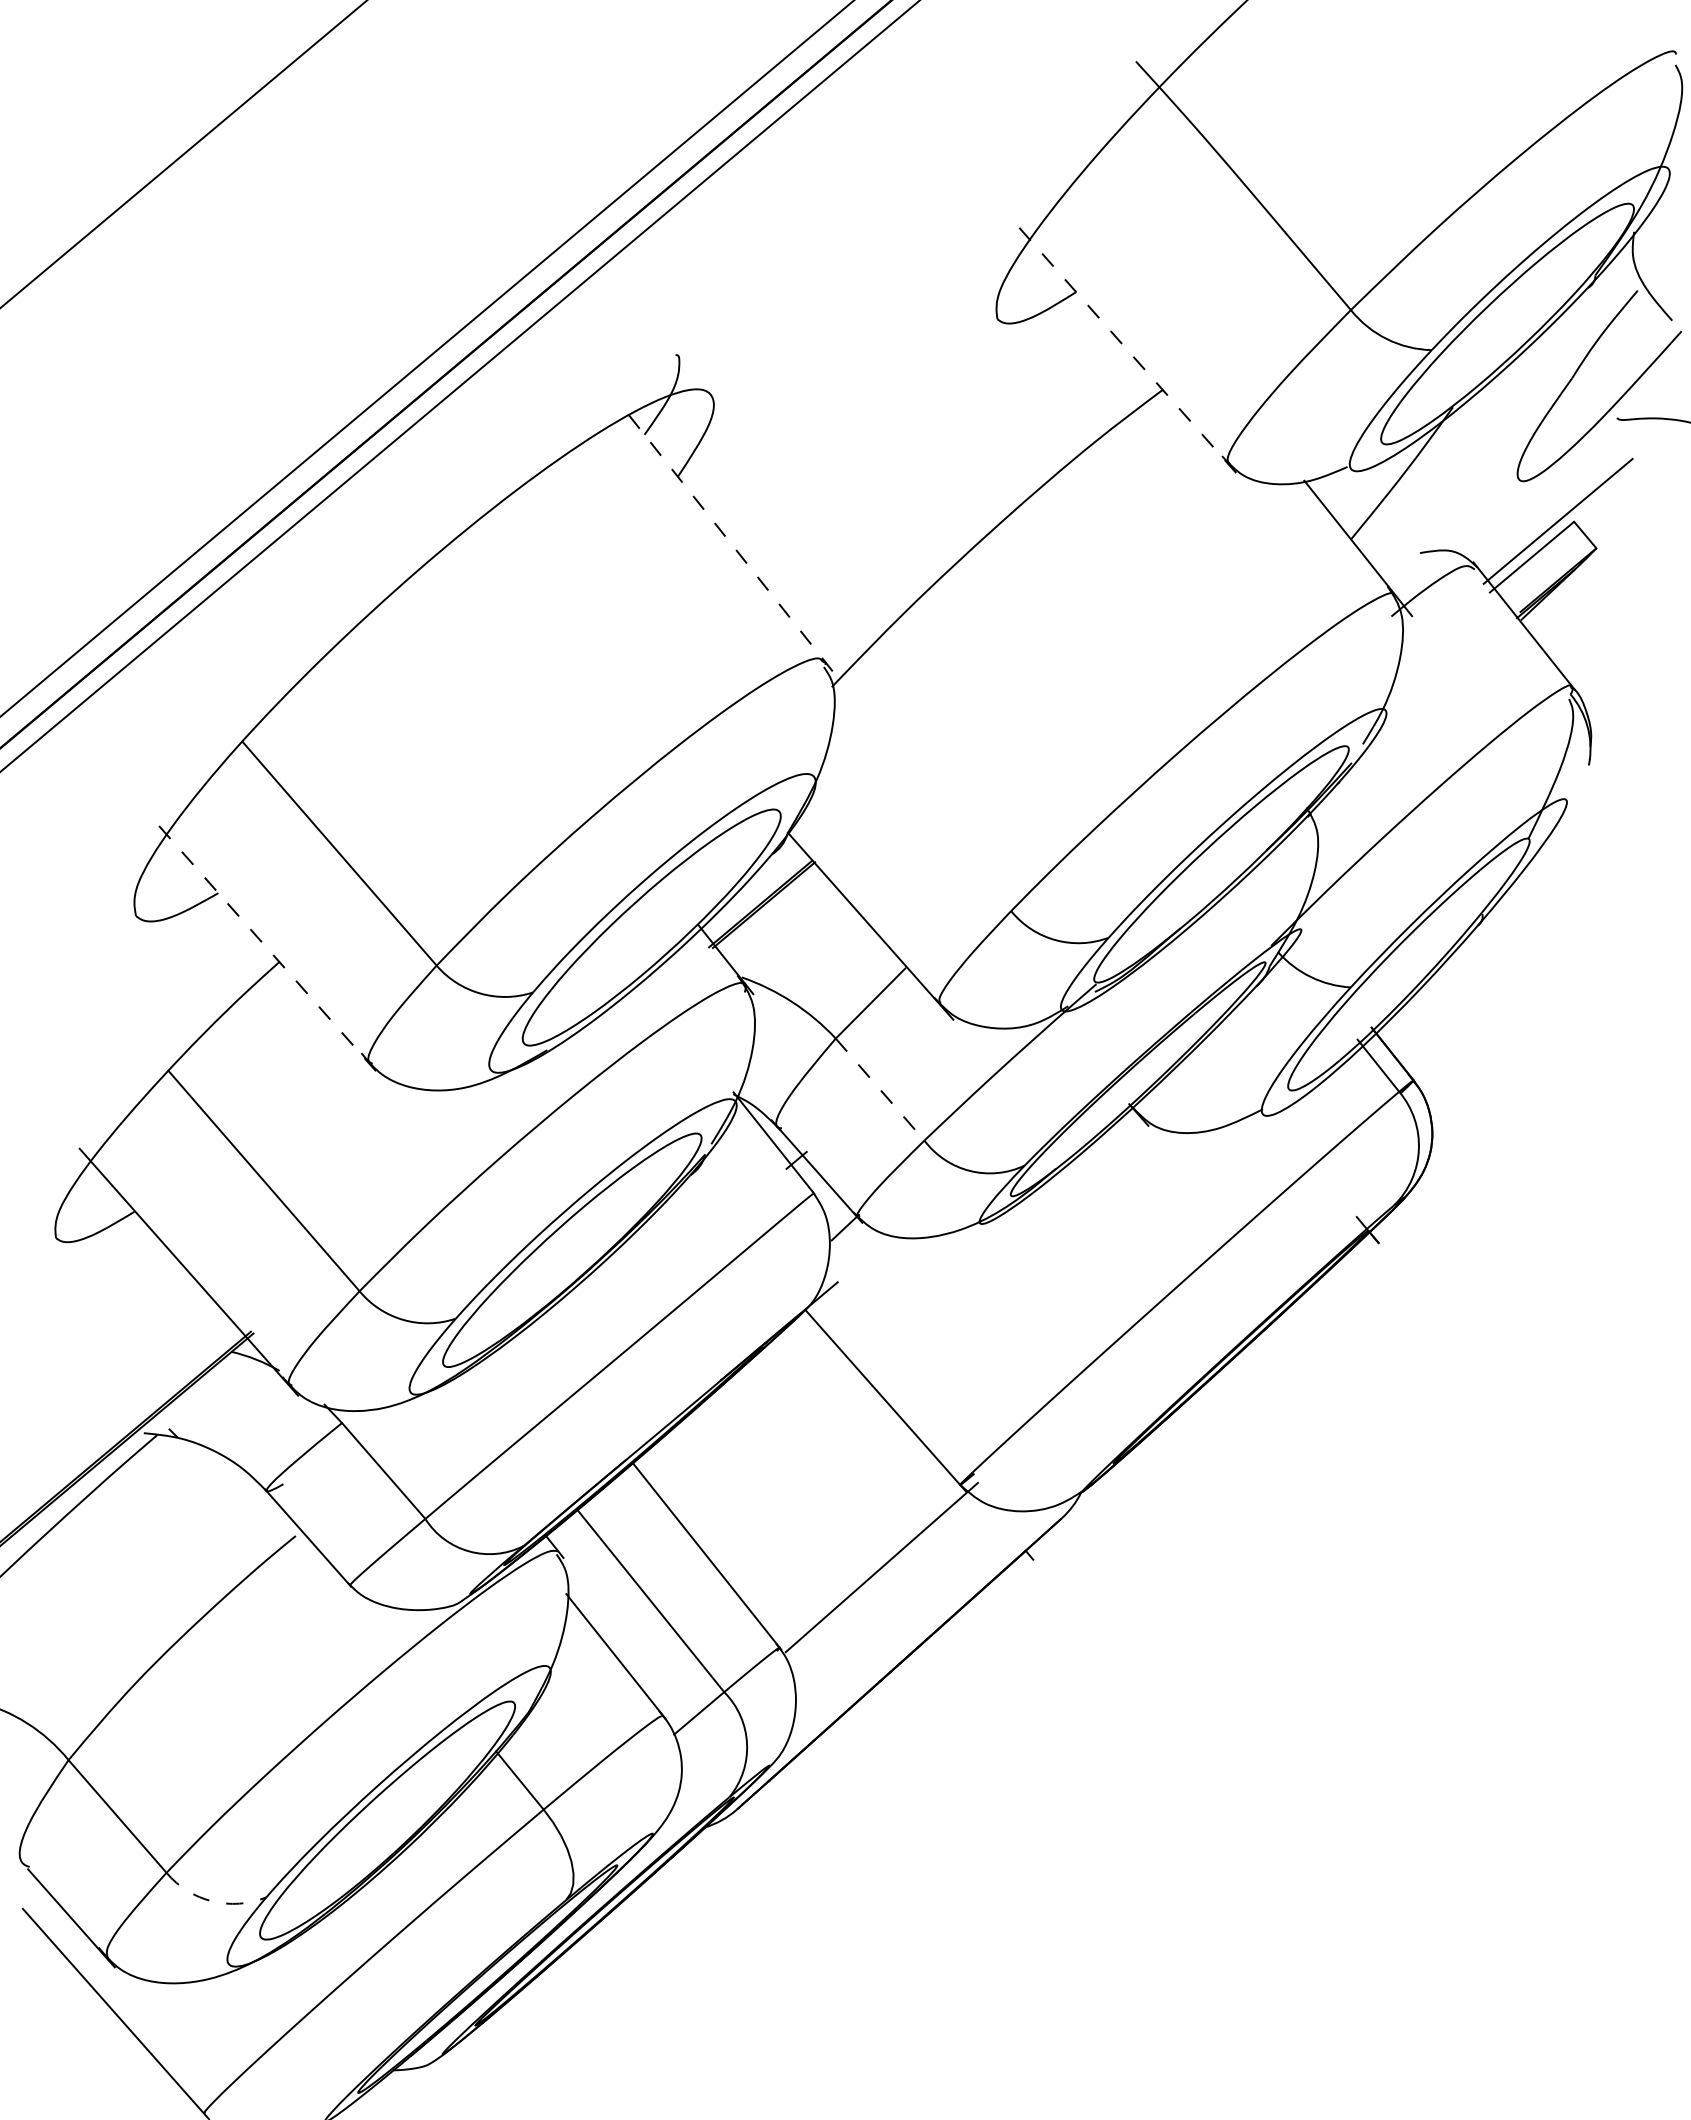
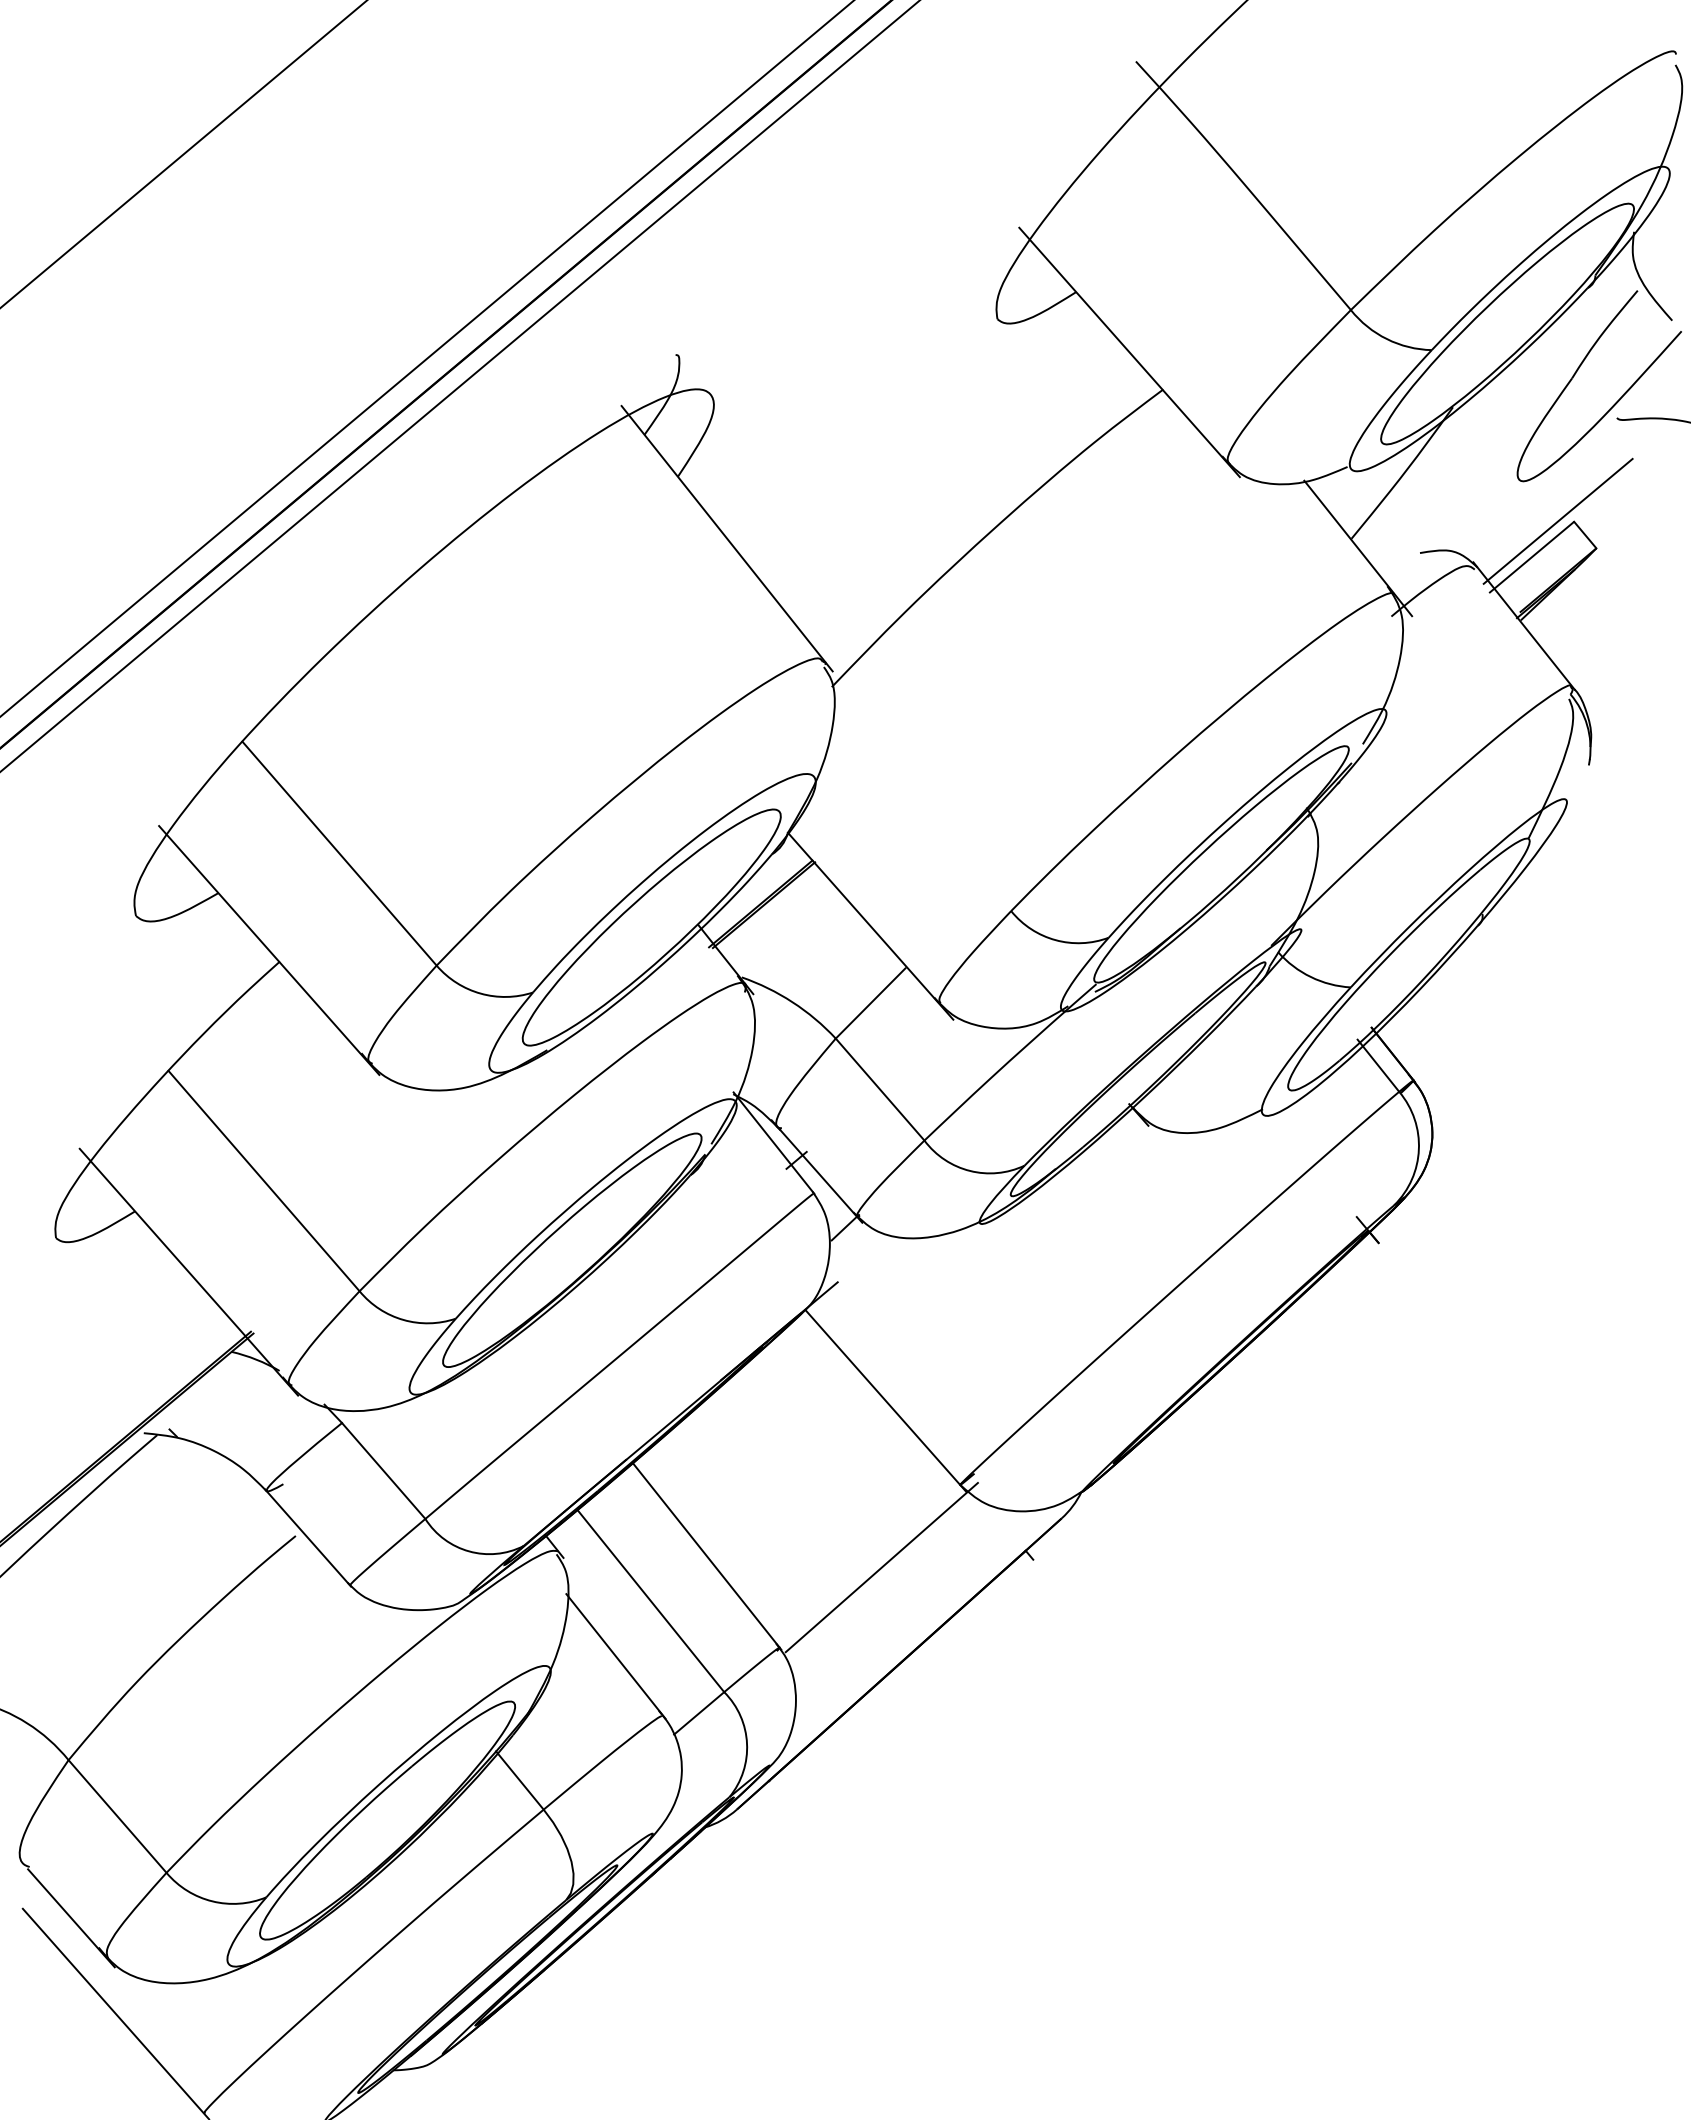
line: dashed -> solid (1129, 352)
line: dashed -> solid (727, 538)
line: dashed -> solid (269, 950)
line: dashed -> solid (880, 1089)
arc: dashed -> solid (212, 1901)
